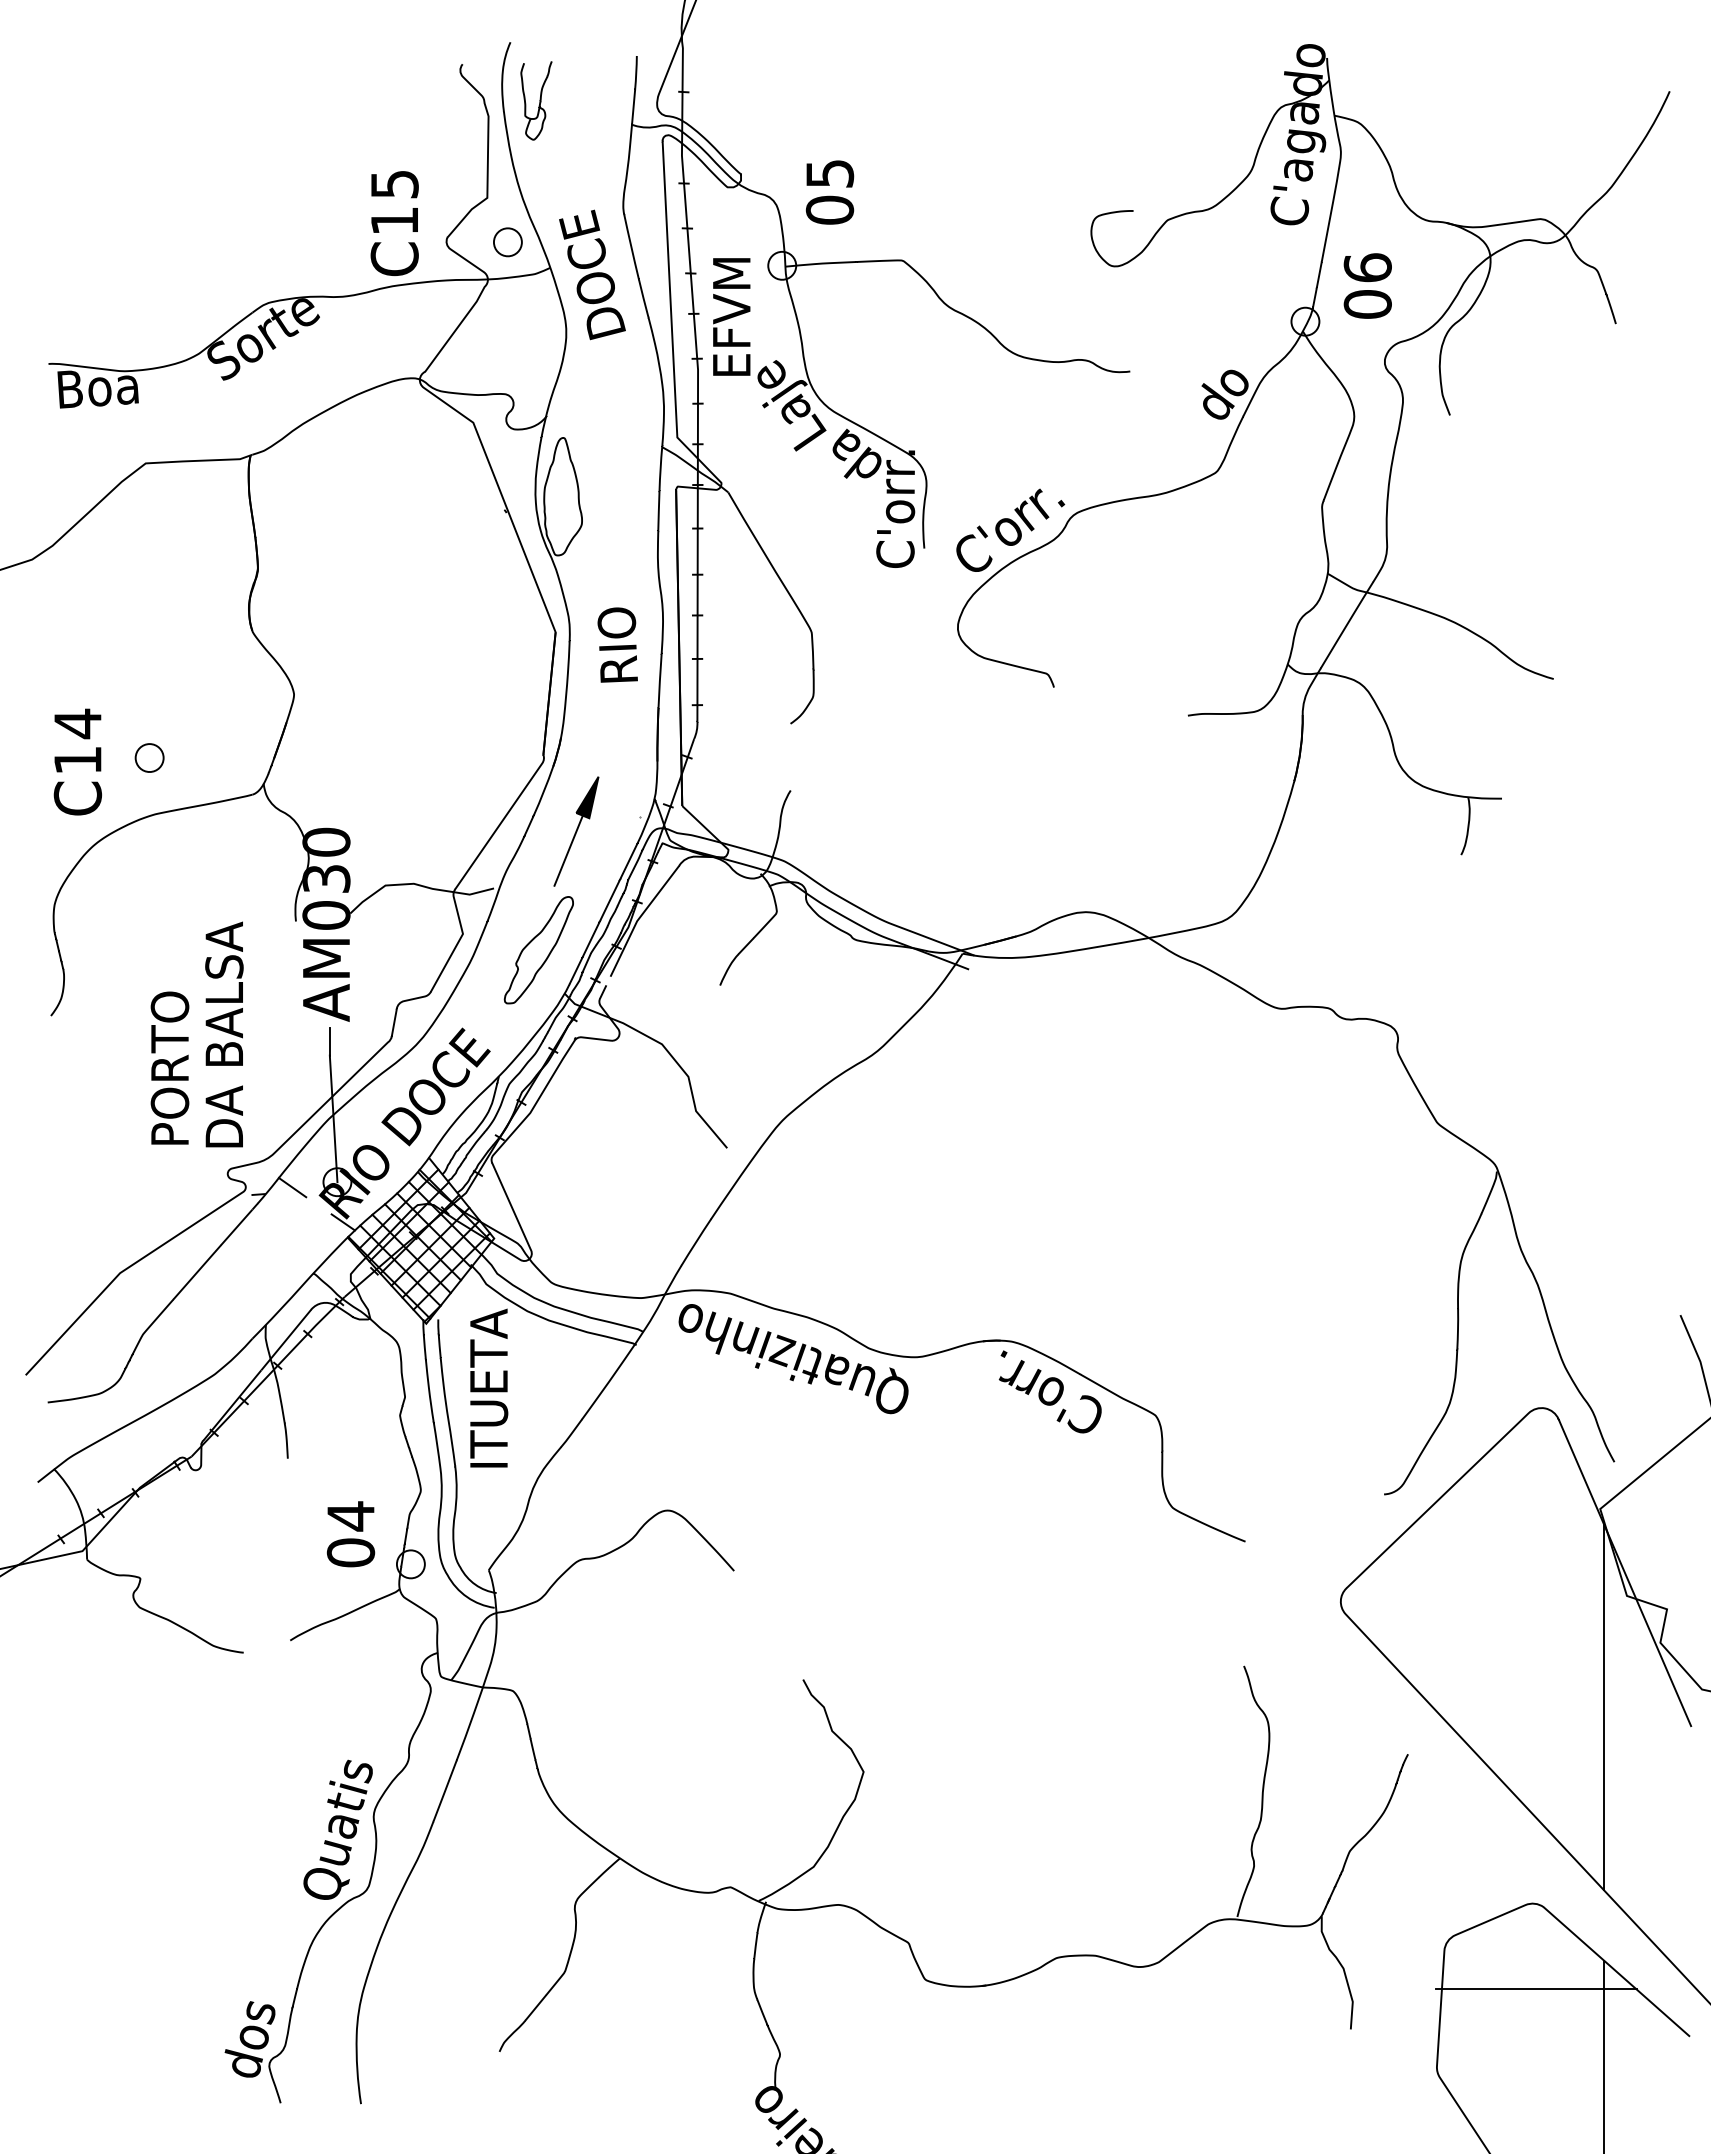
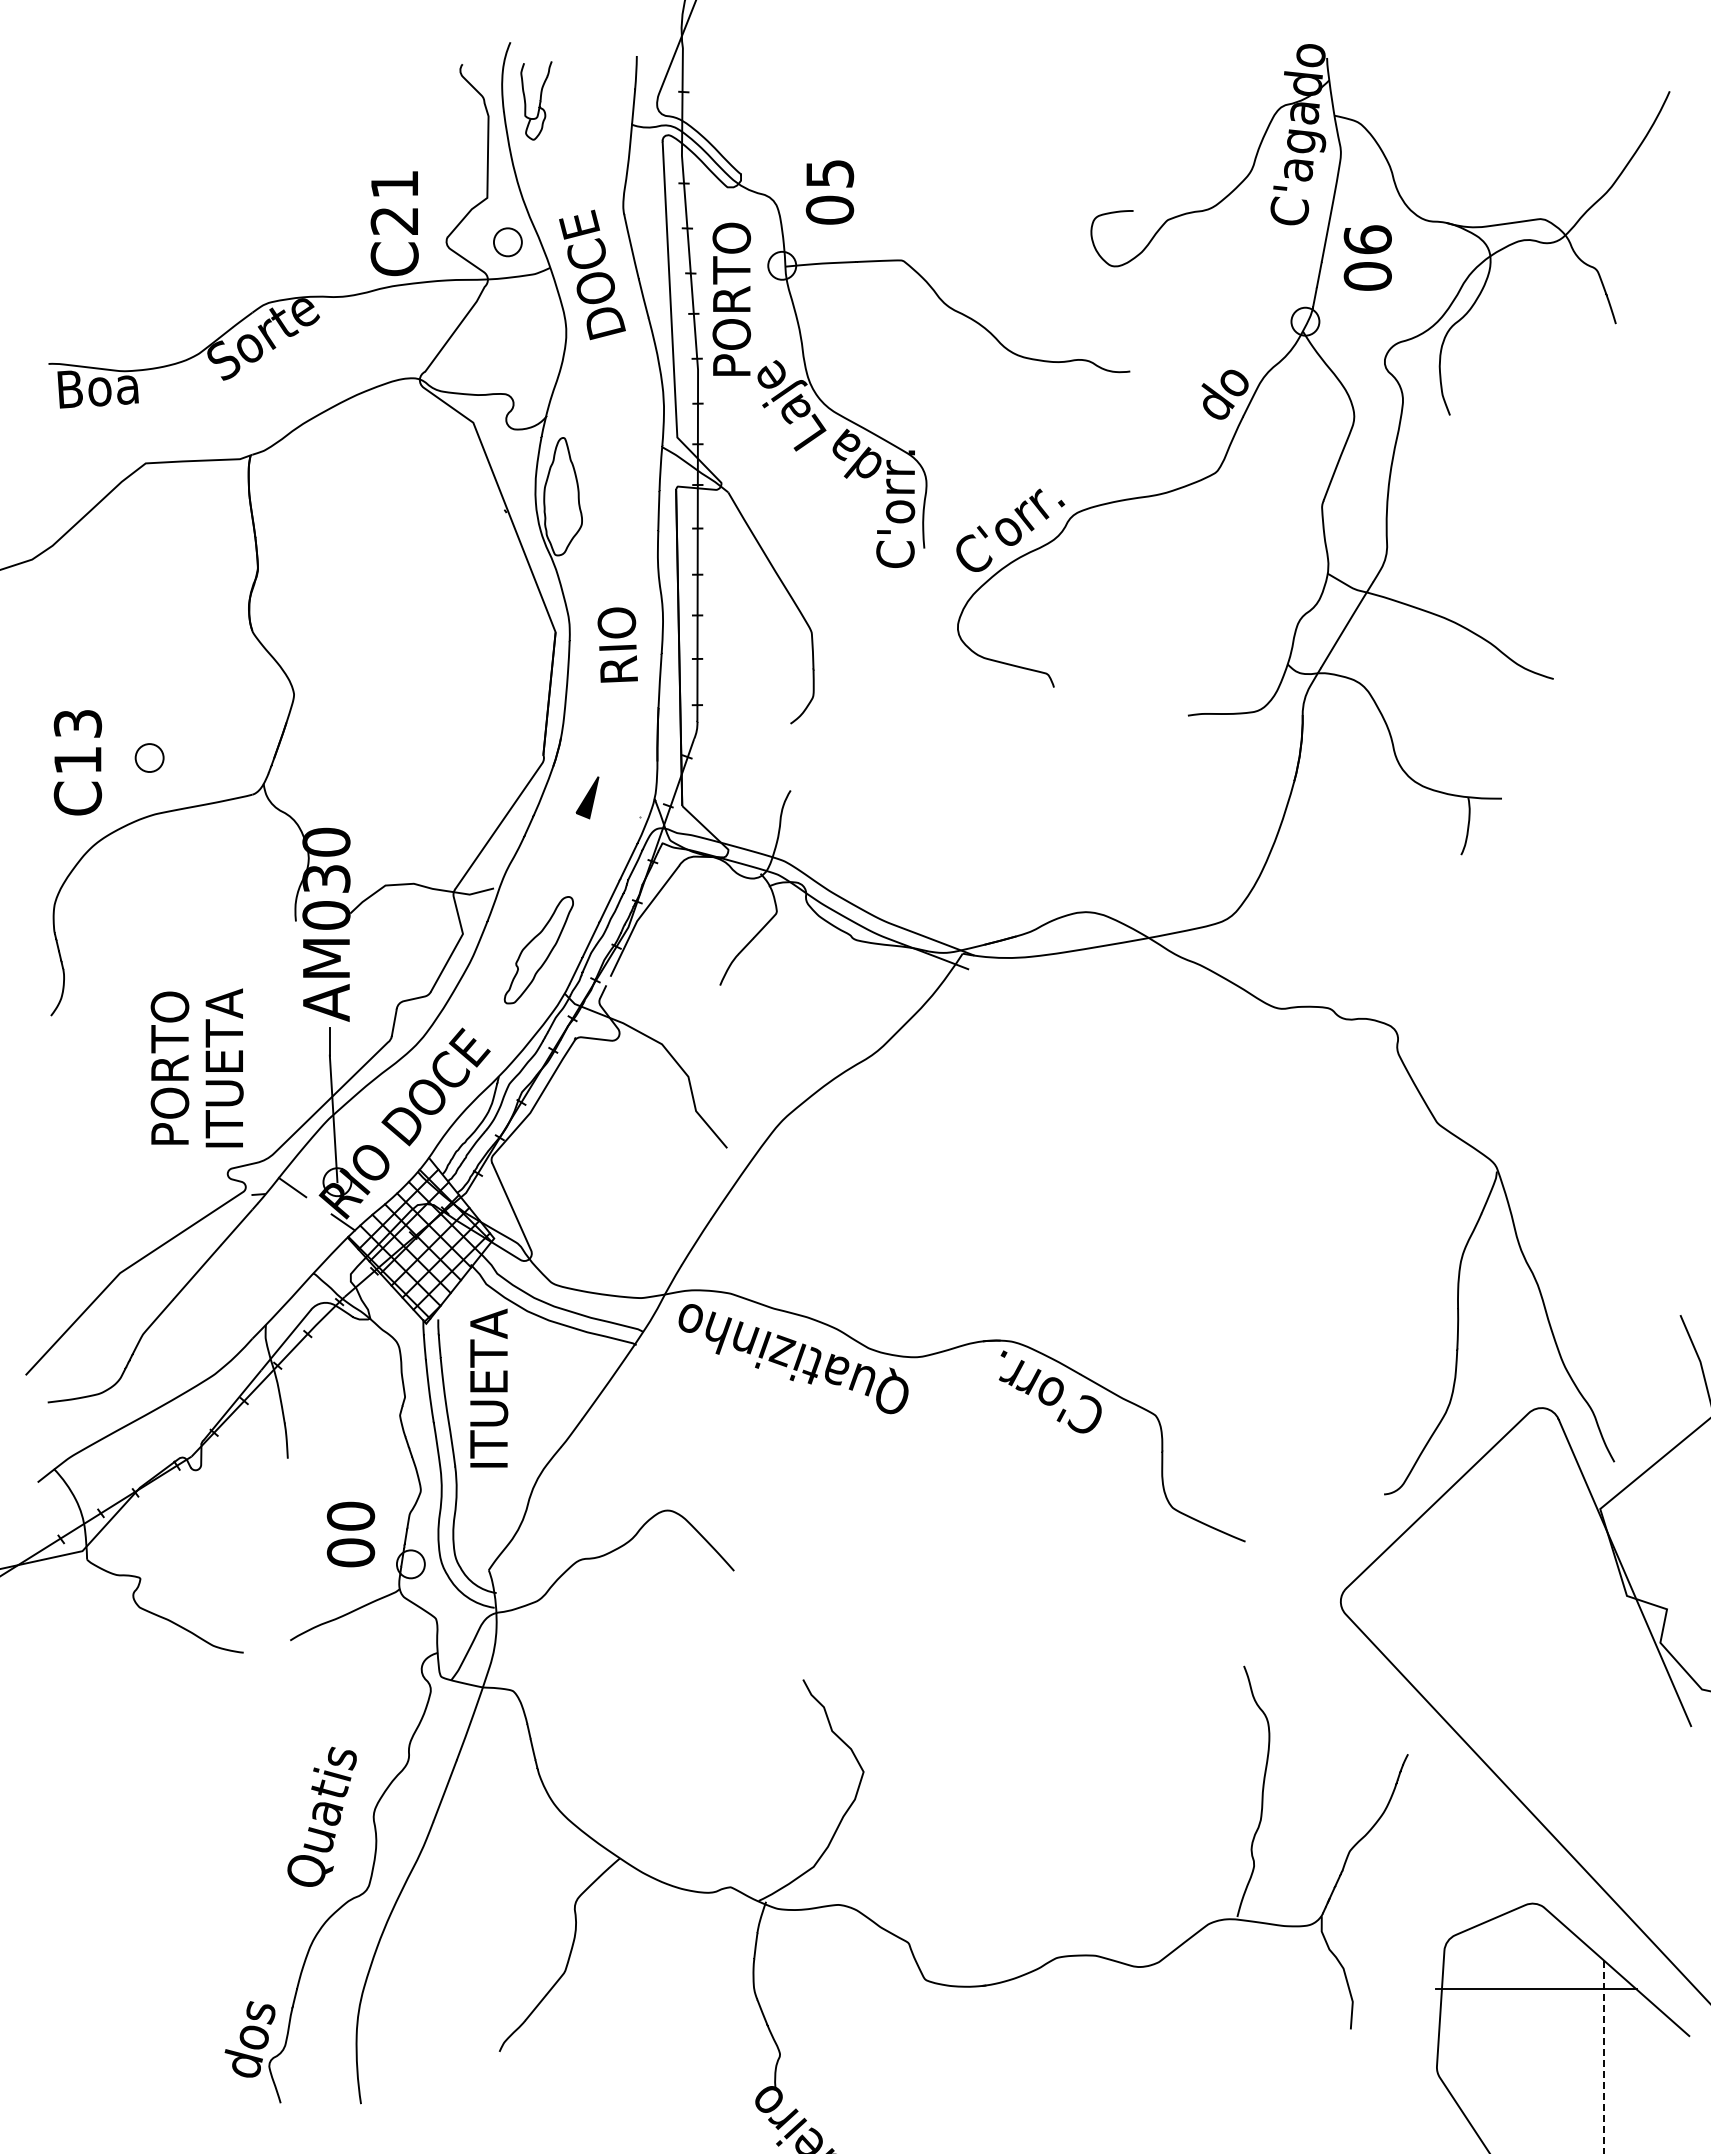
text: C15 -> C21 (394, 202)
text position: (1367, 285) -> (1367, 257) (1367, 257)
text: EFVM -> PORTO (731, 296)
text: C14 -> C13 (77, 723)
line: present -> none (568, 850)
text: DA BALSA -> ITUETA (224, 1031)
text: 04 -> 00 (350, 1516)
line: present -> none (1603, 1707)
text position: (337, 1829) -> (321, 1816) (321, 1816)
line: solid -> dashed (1603, 2056)
